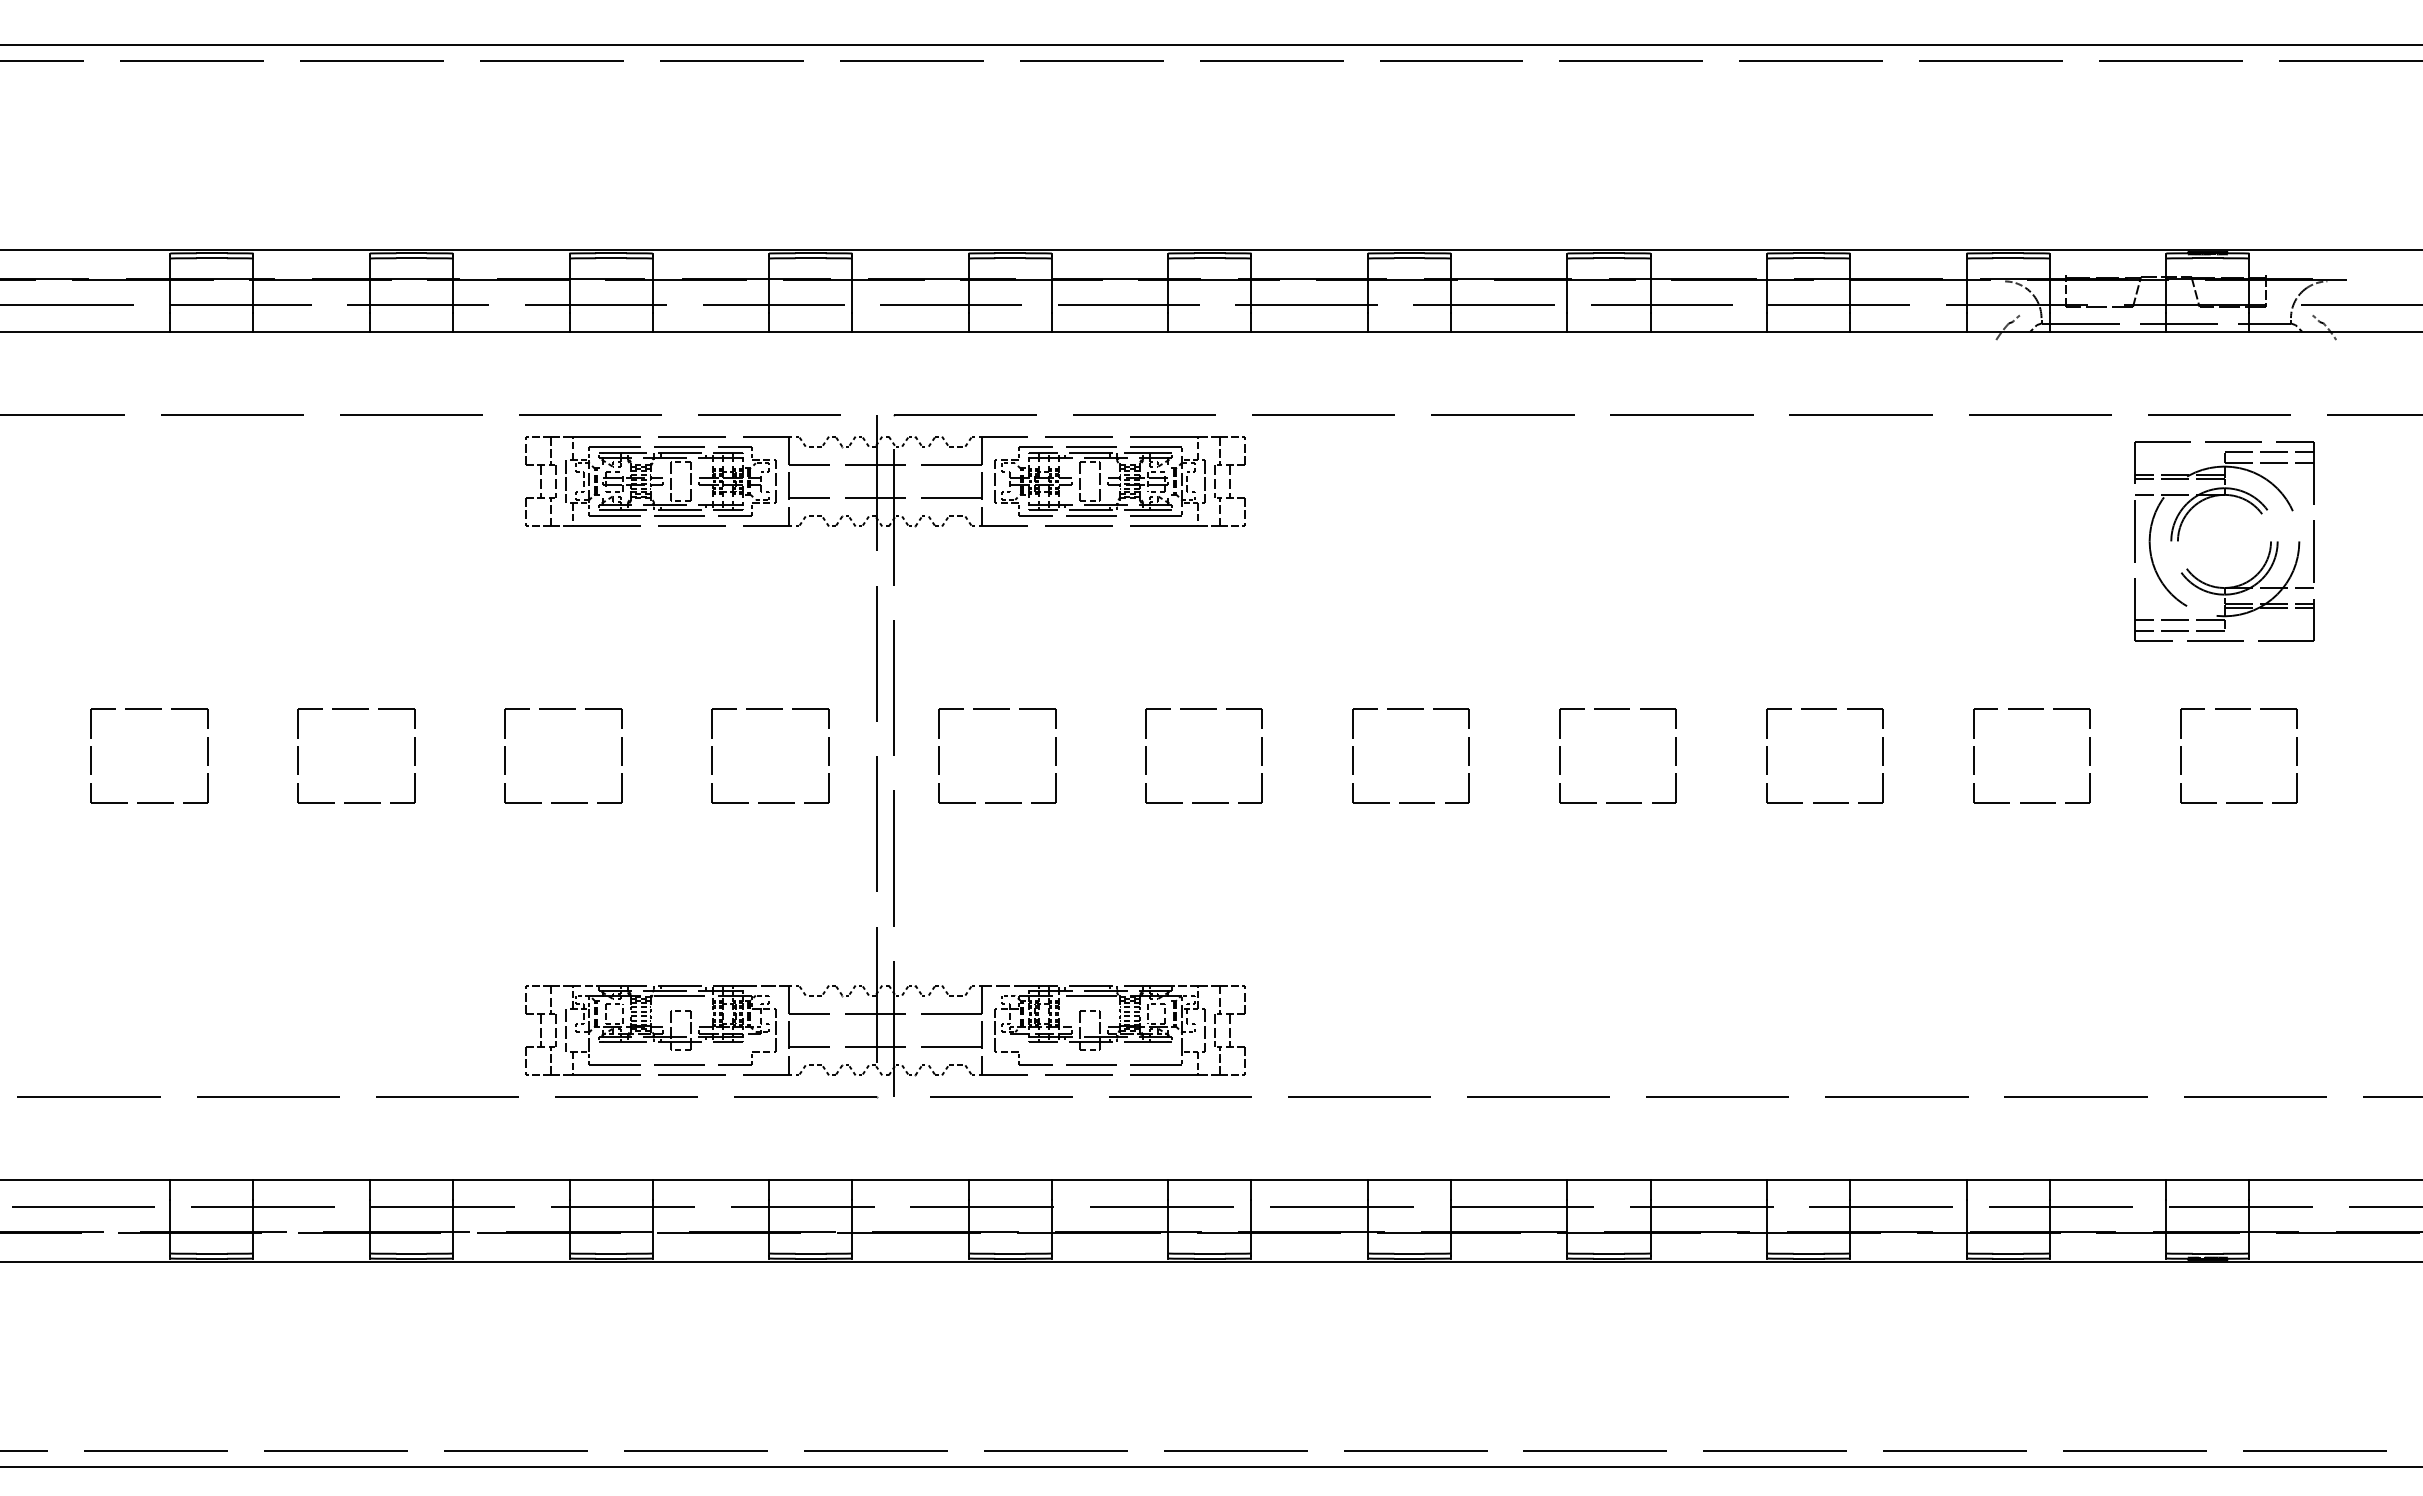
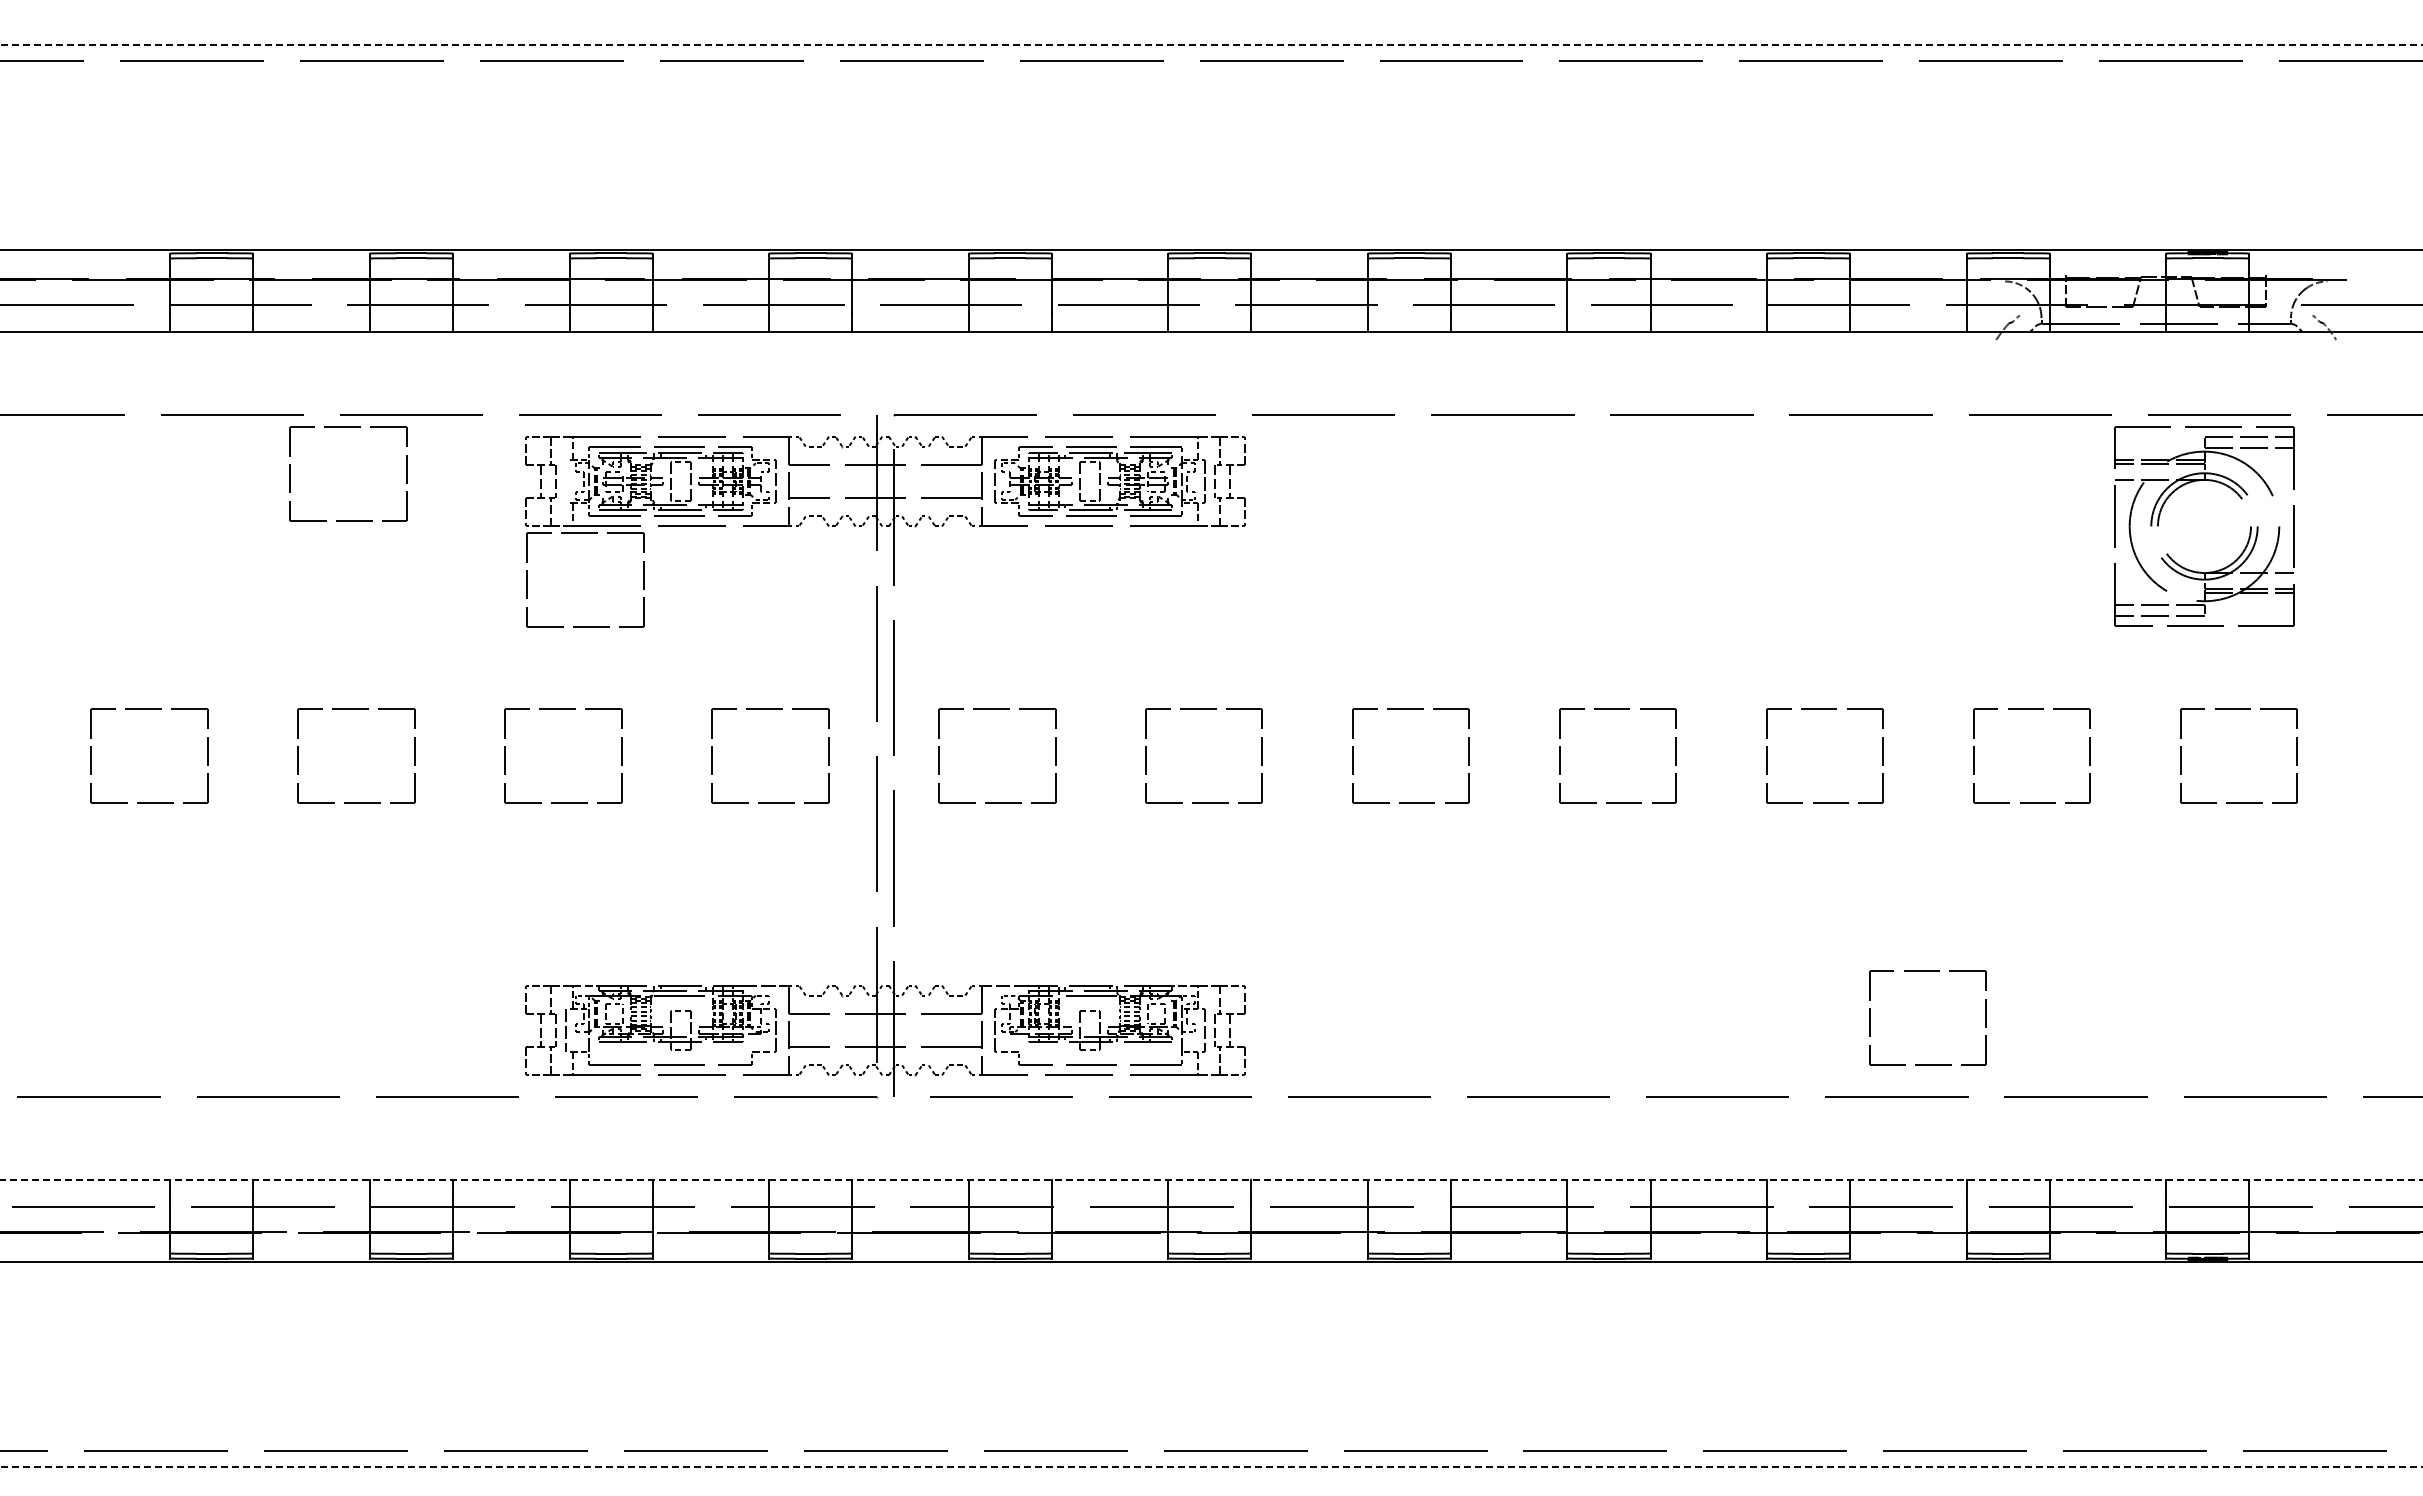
line: solid -> dashed (1211, 44)
part: none -> present (348, 427)
line: present -> none (566, 481)
part: none -> present (585, 533)
part position: (2220, 586) -> (2200, 571) (2200, 571)
part: none -> present (1927, 971)
line: solid -> dashed (1211, 1180)
line: solid -> dashed (1211, 1467)
